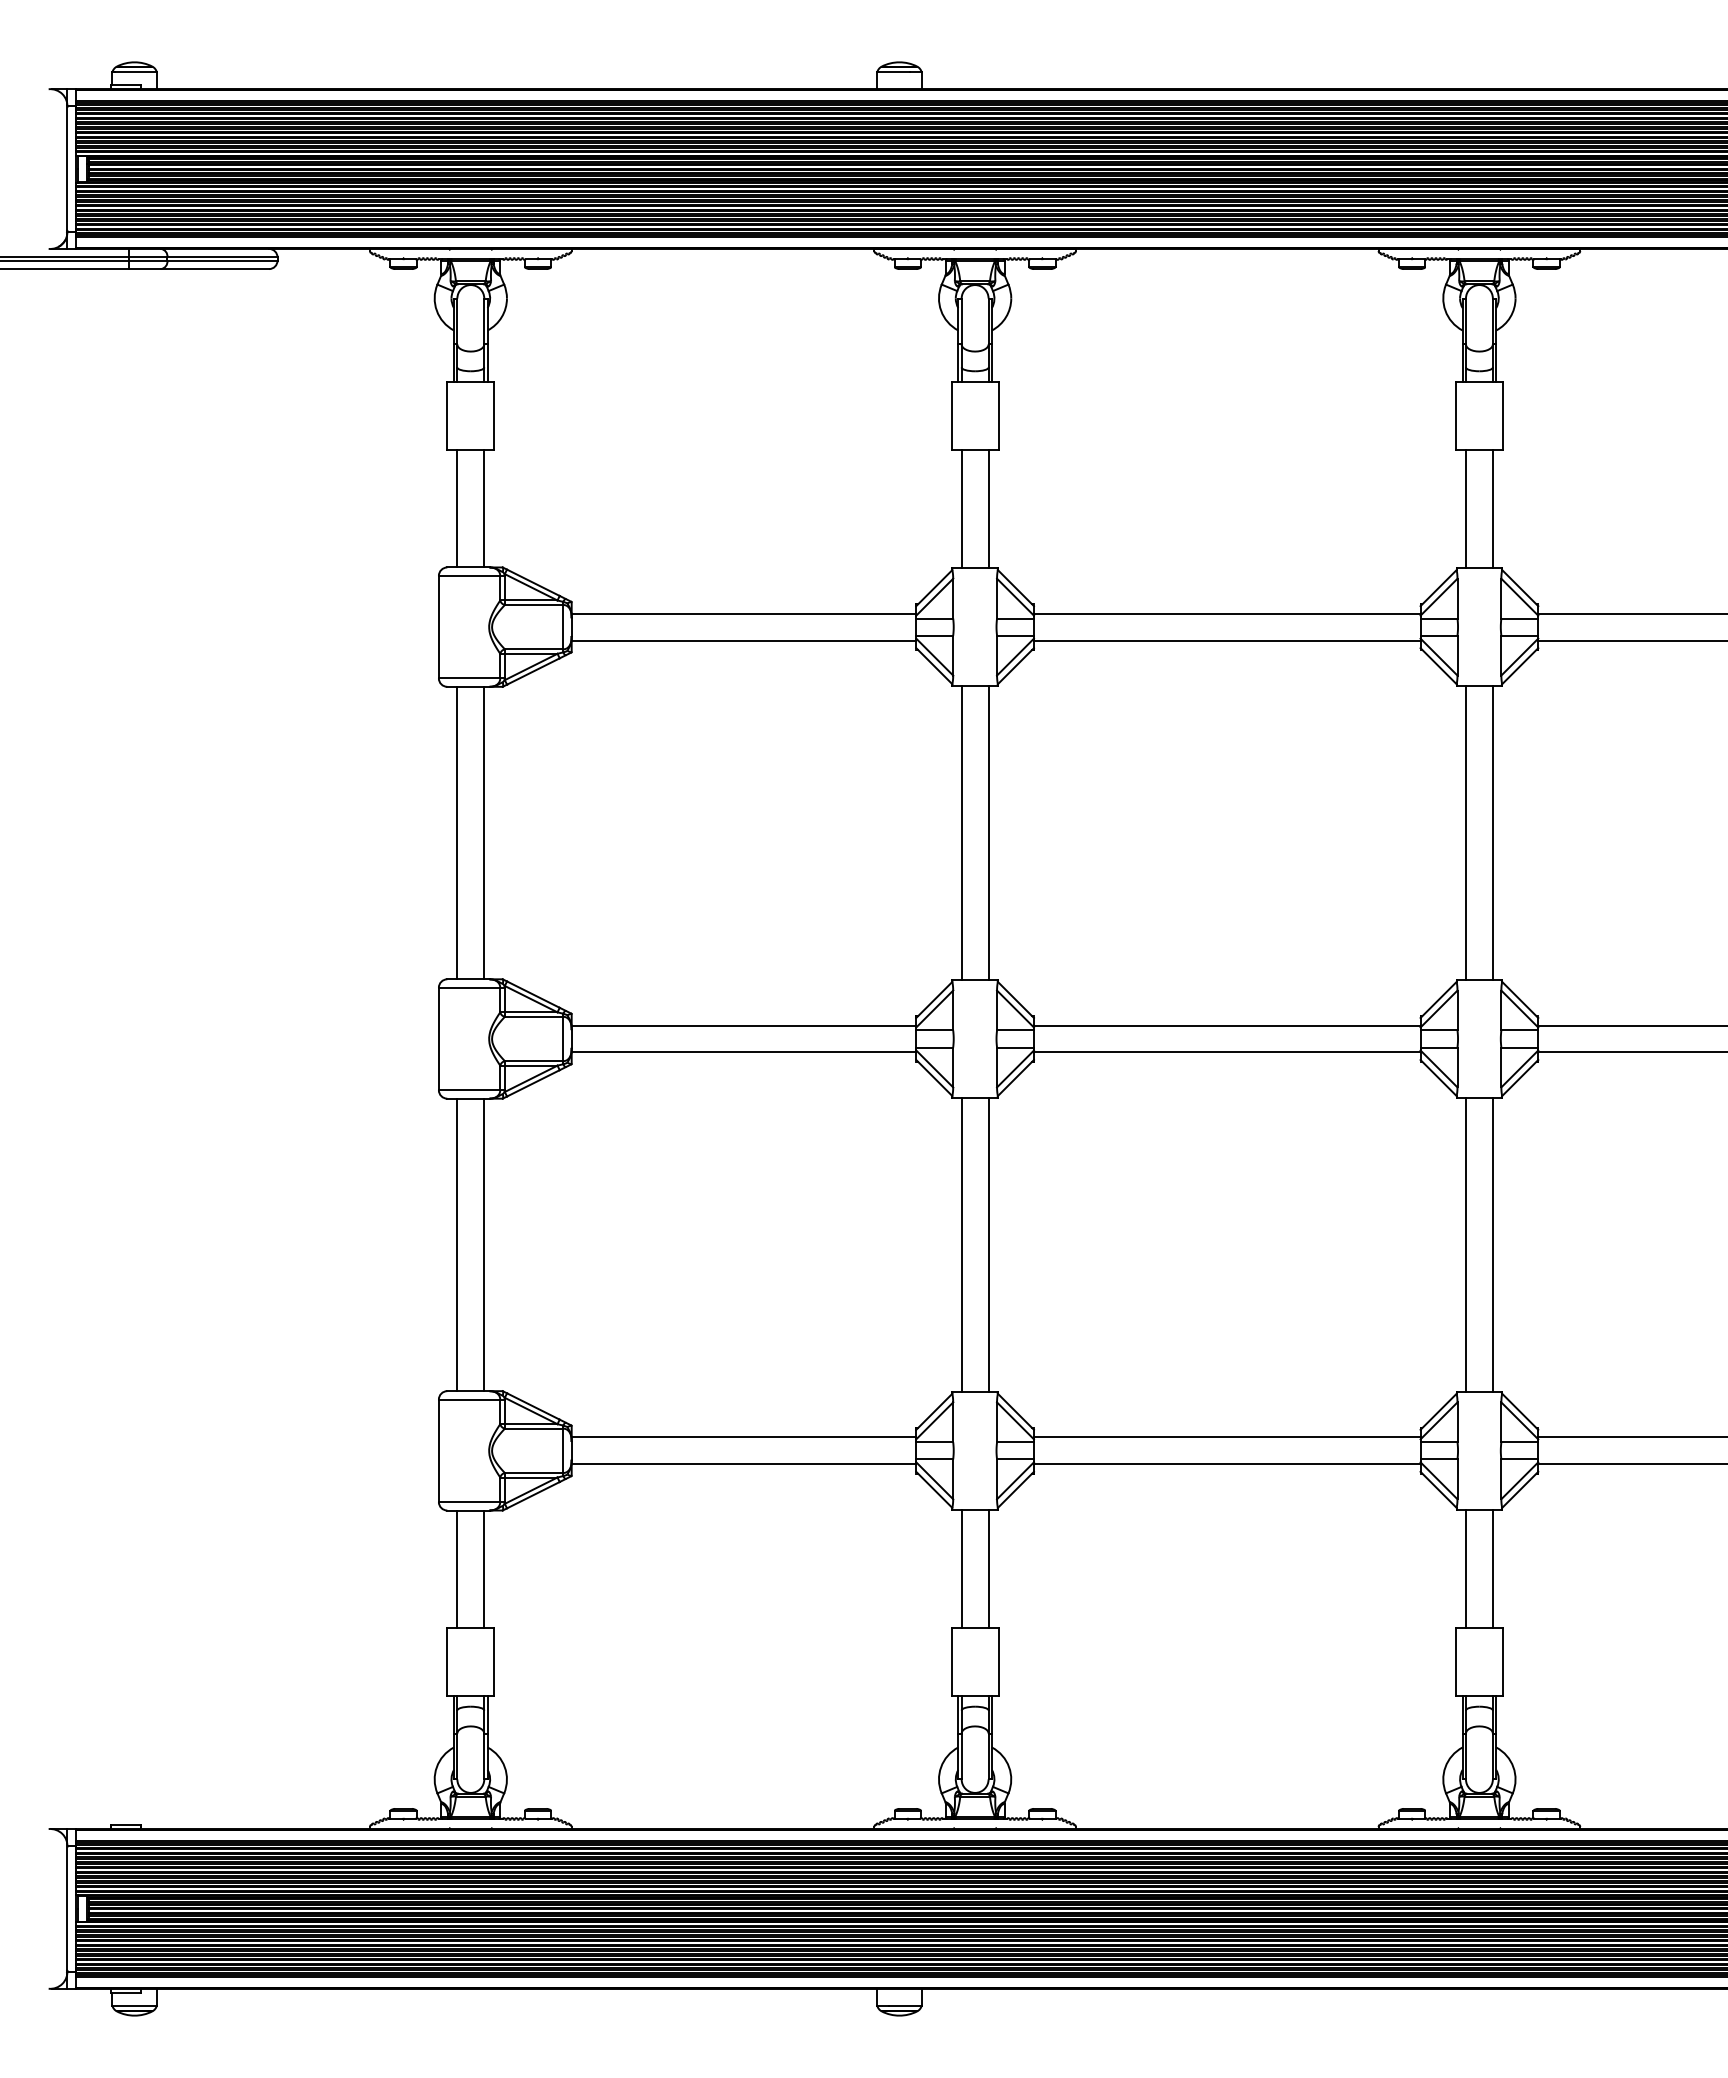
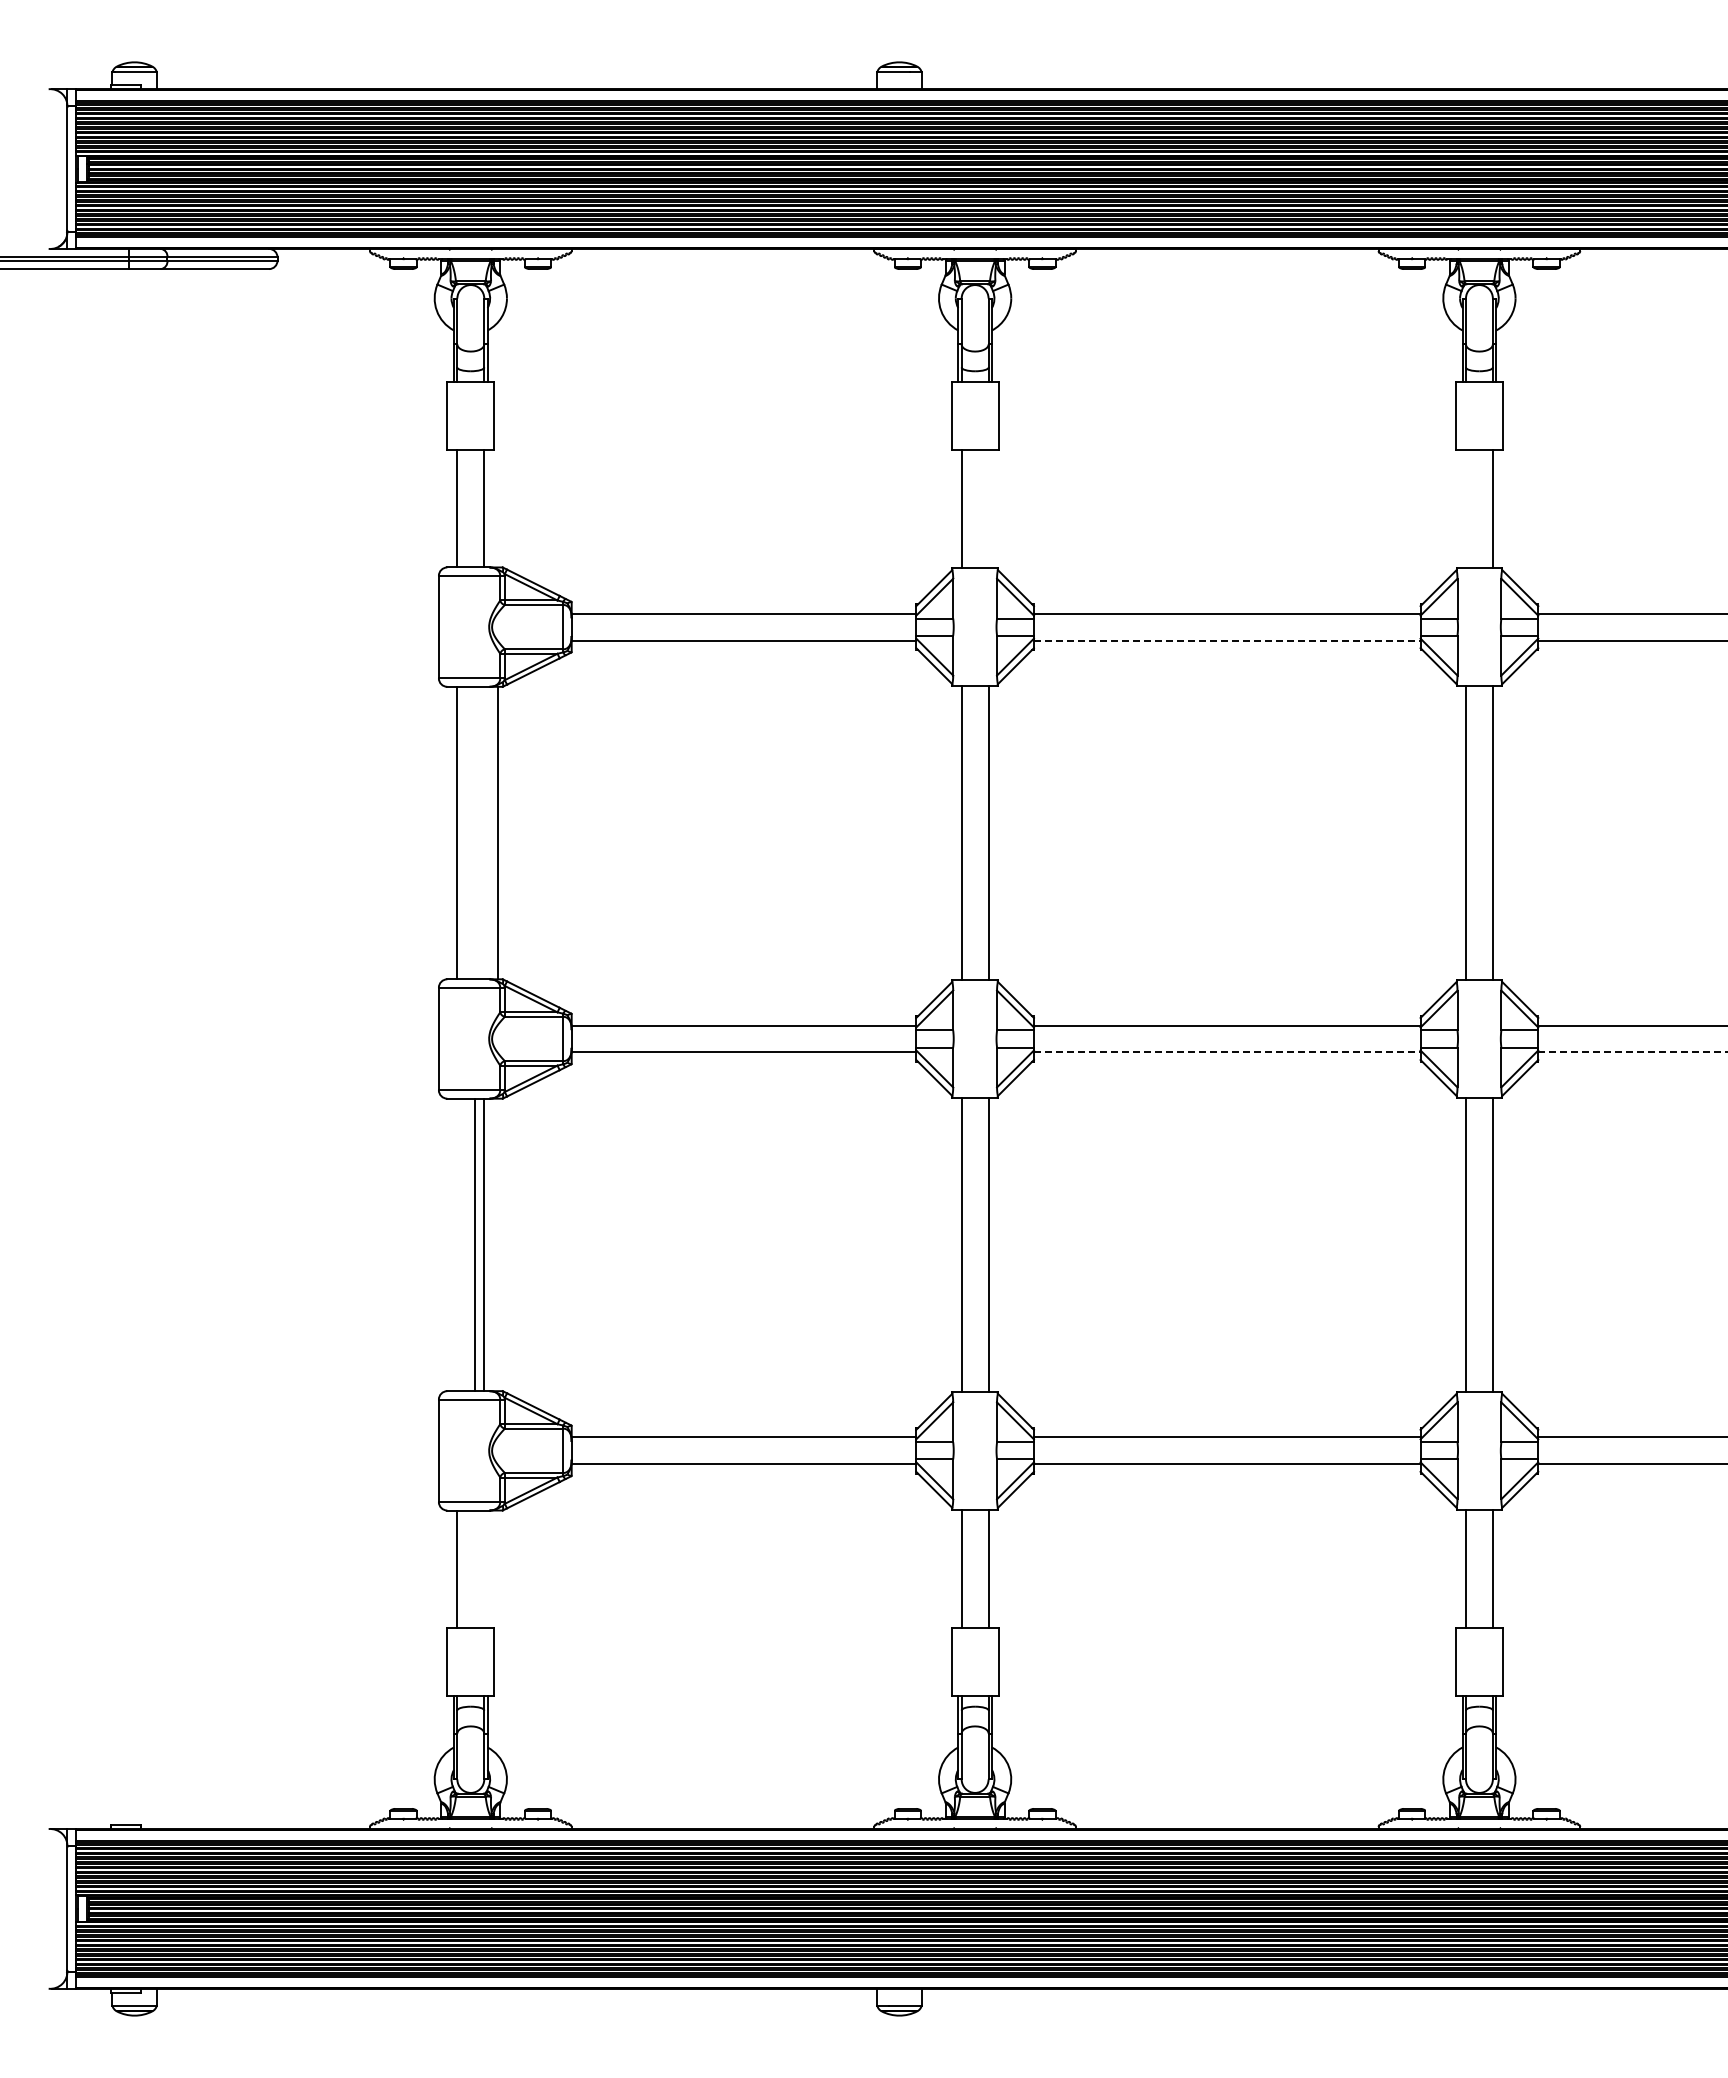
line: present -> none (988, 508)
line: present -> none (1465, 508)
line: solid -> dashed (1227, 640)
line position: (484, 832) -> (498, 832) (498, 832)
line: solid -> dashed (1227, 1052)
line: solid -> dashed (1633, 1052)
line position: (457, 1244) -> (475, 1244) (475, 1244)
line: present -> none (484, 1569)
